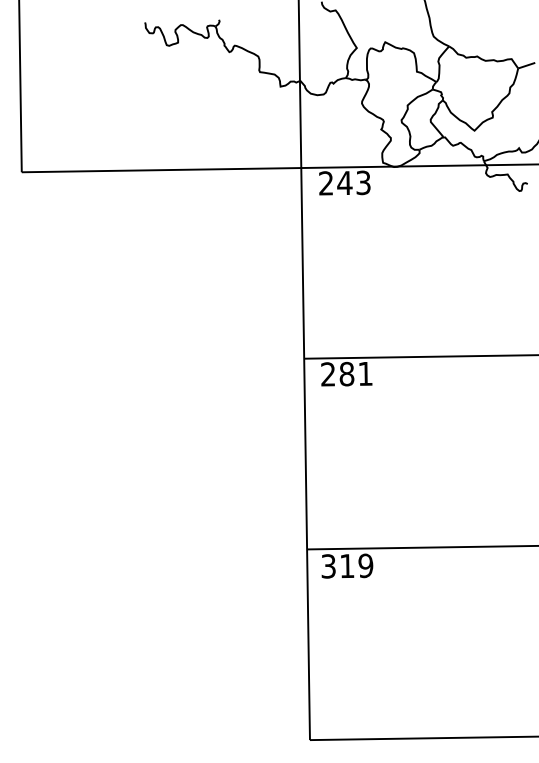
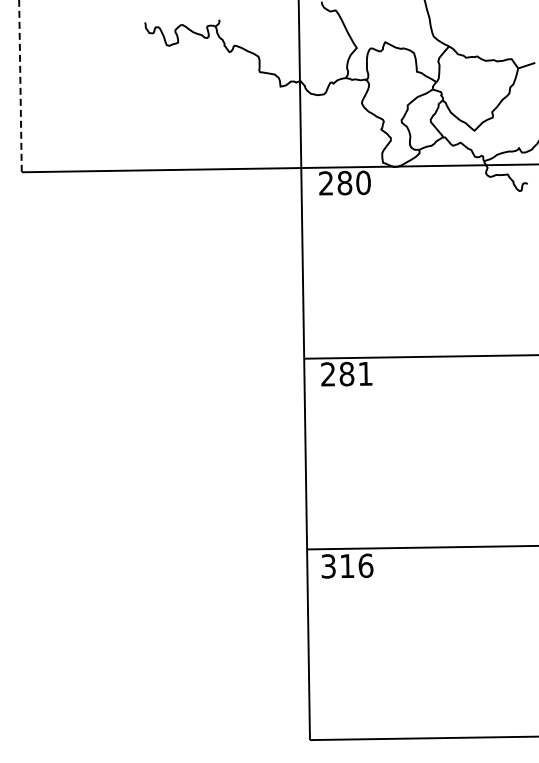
line: solid -> dashed (20, 86)
text: 243 -> 280 (353, 182)
text: 319 -> 316 (365, 565)
